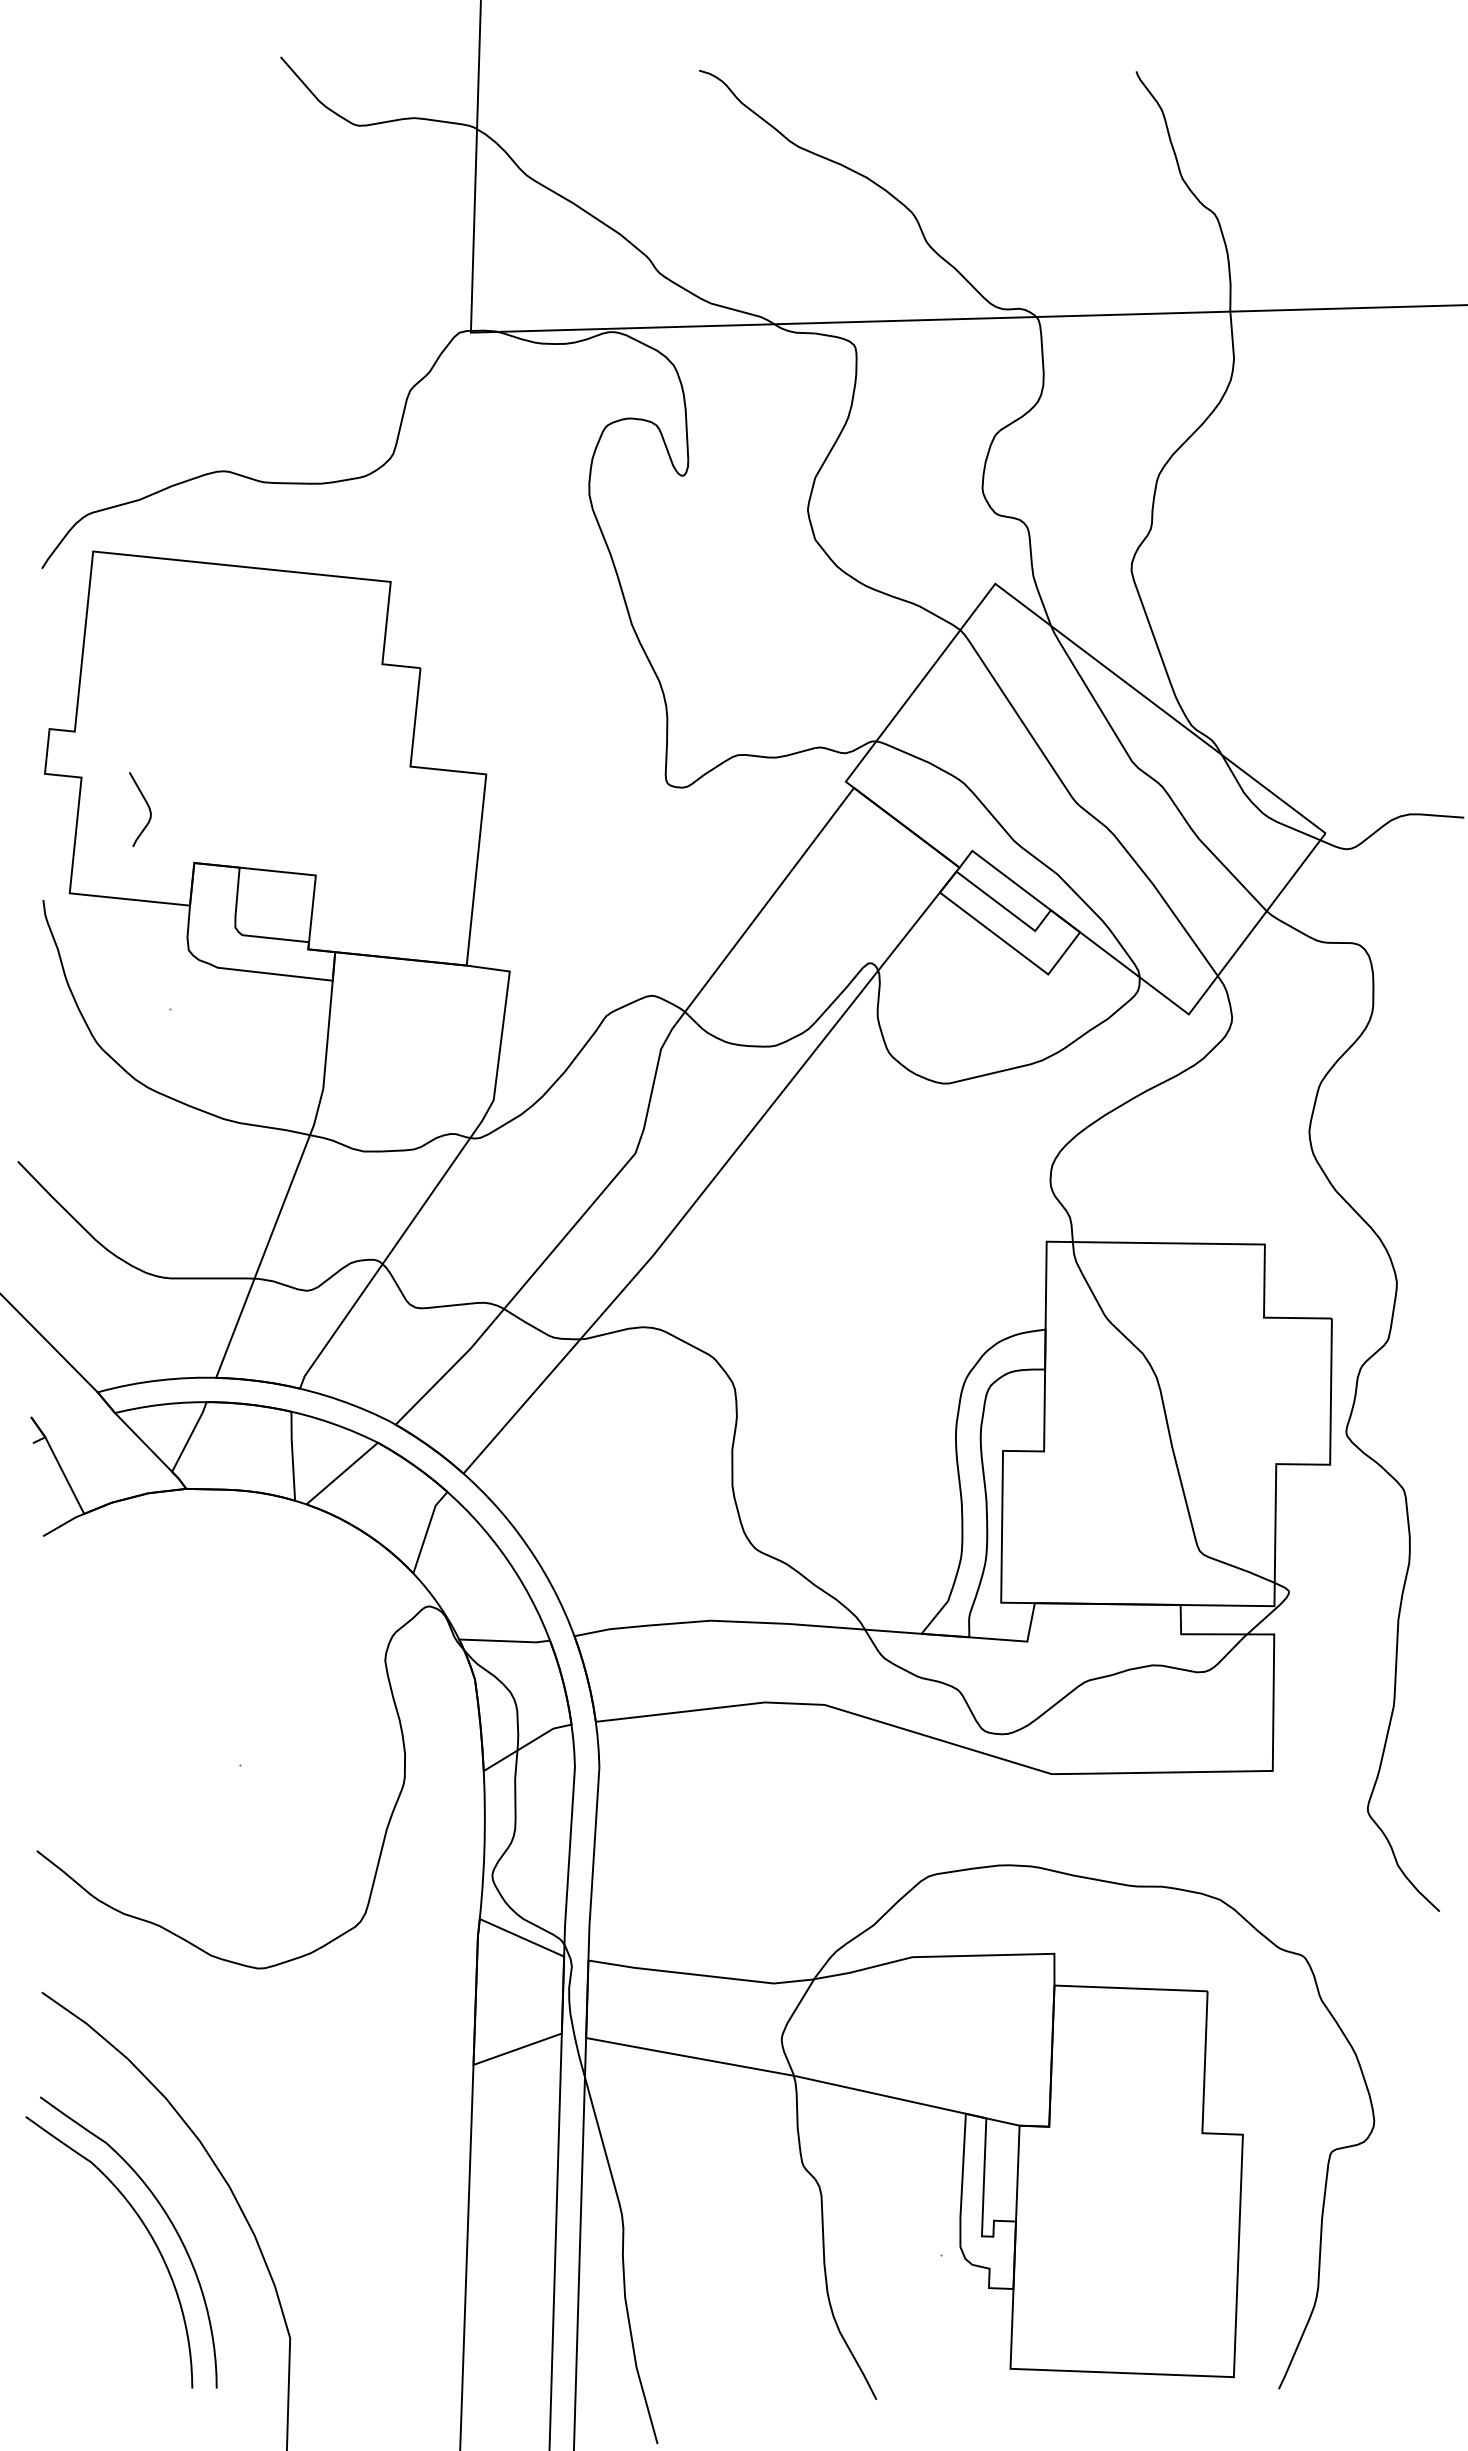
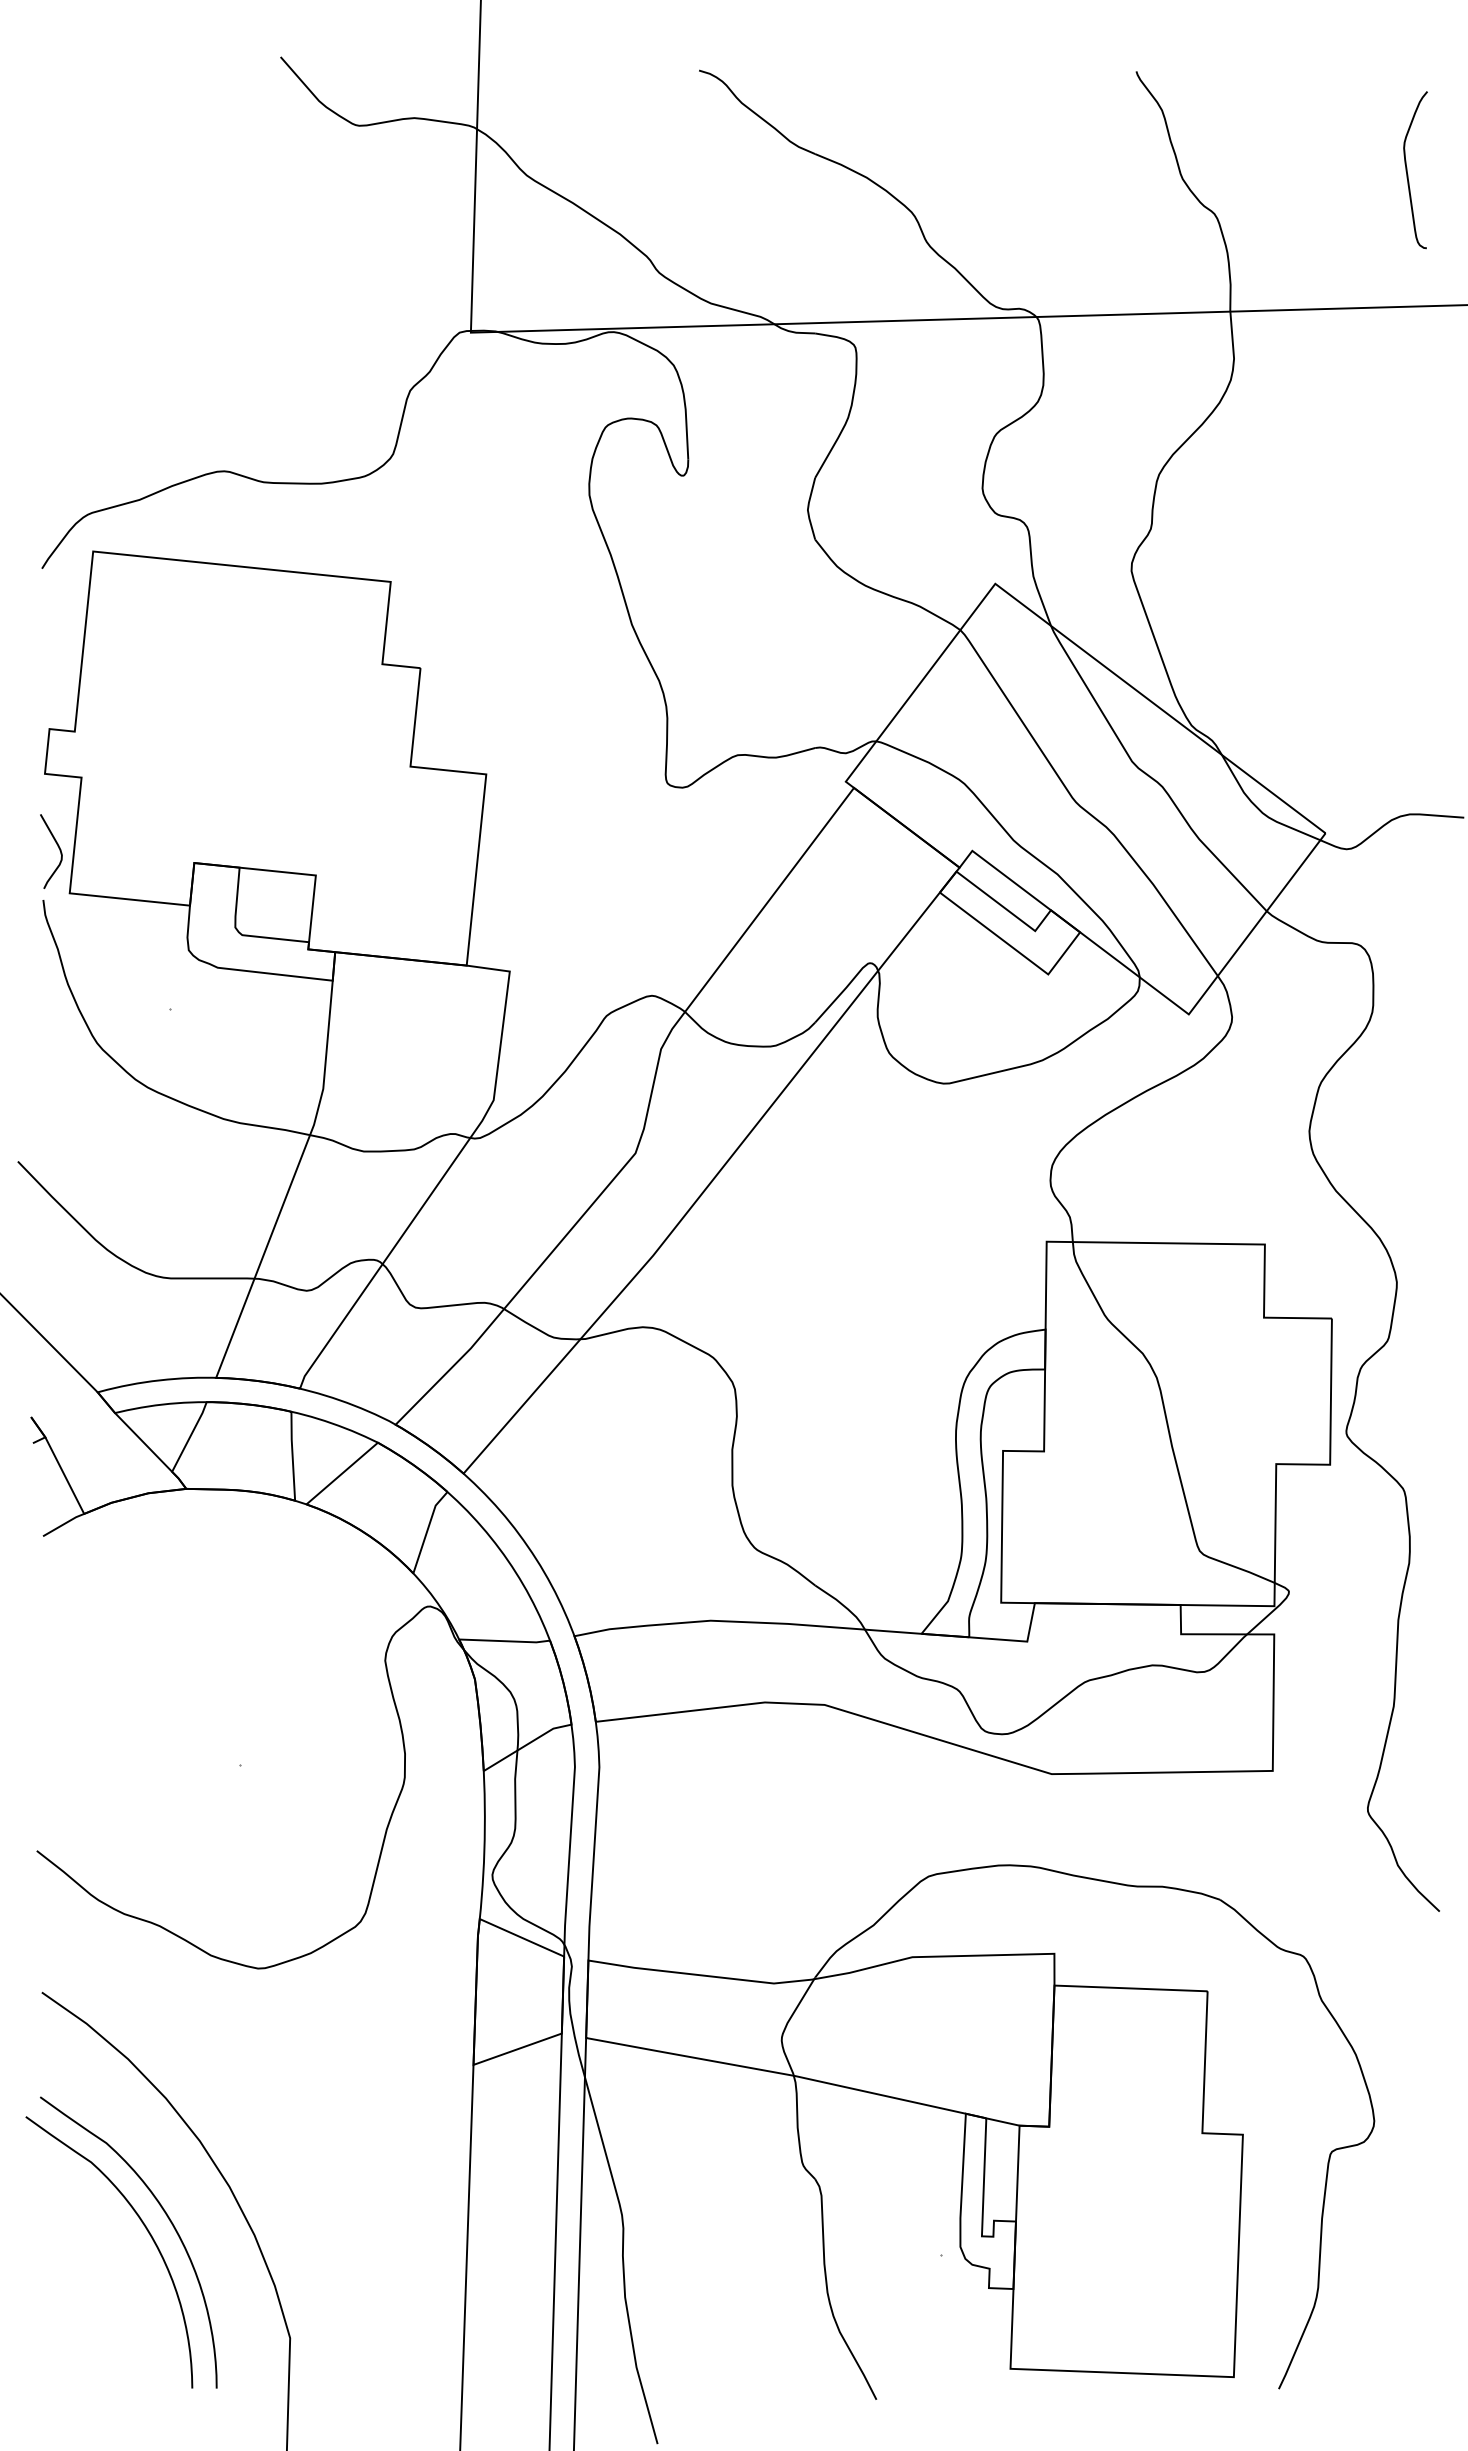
curve: none -> present (1407, 170)
curve position: (147, 806) -> (58, 848) (58, 848)
